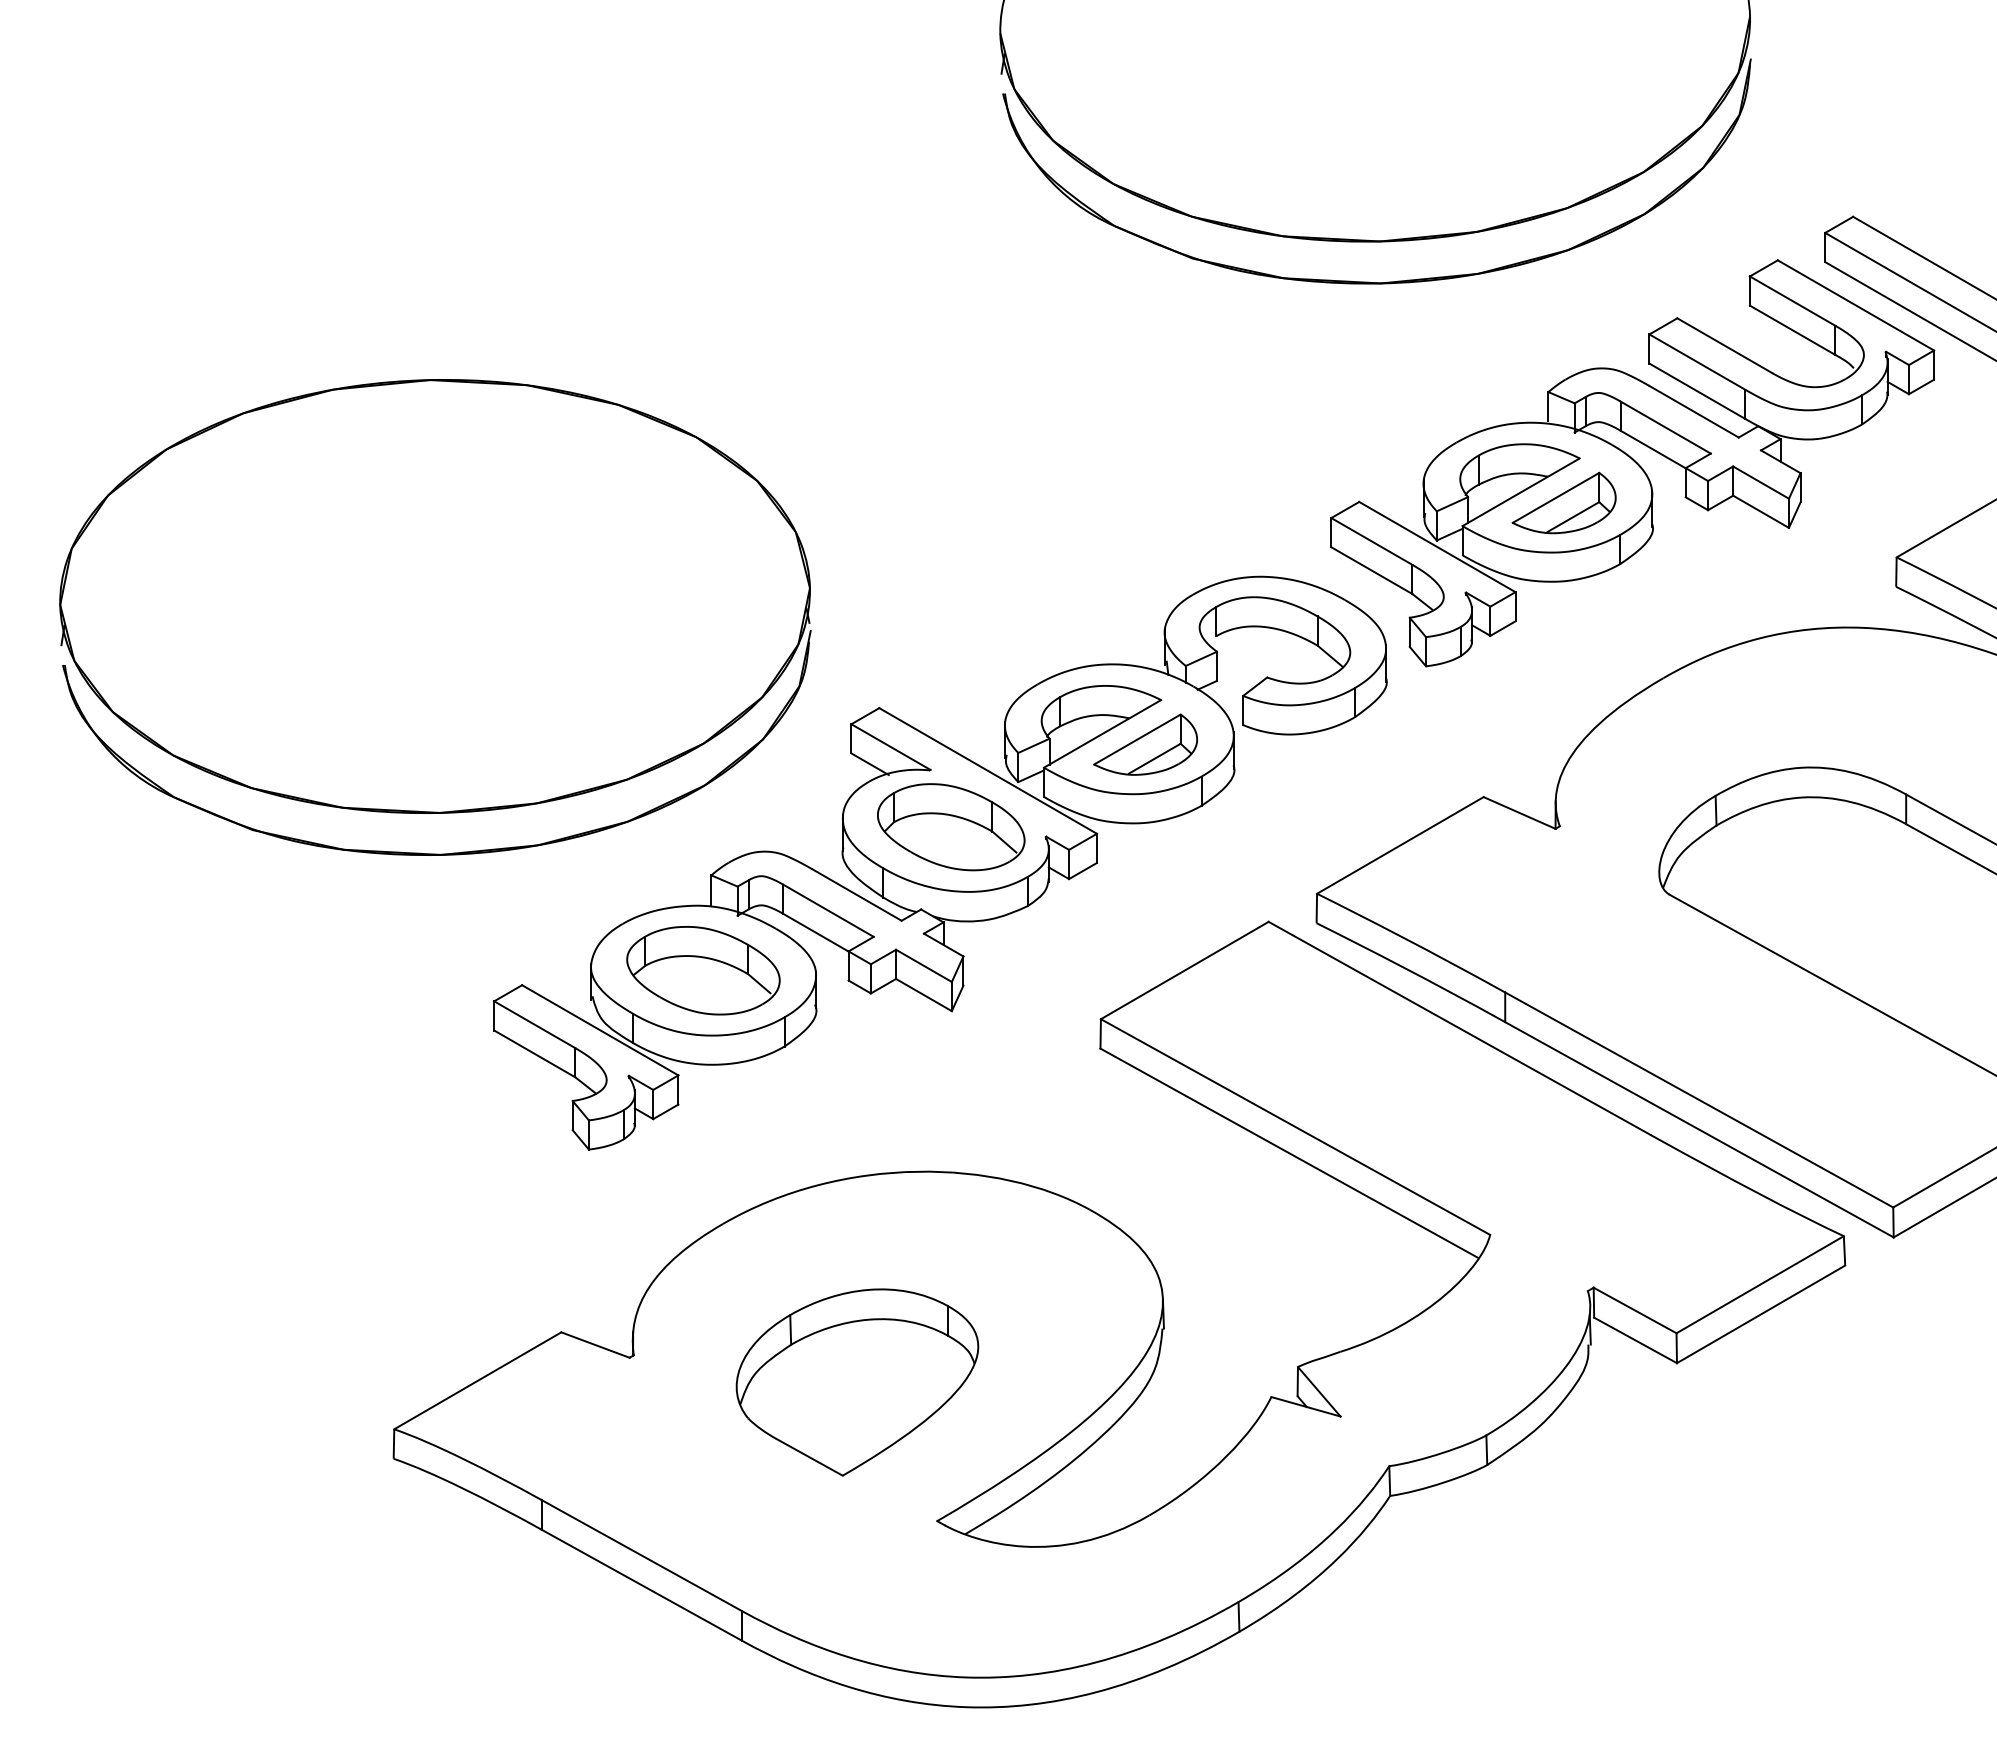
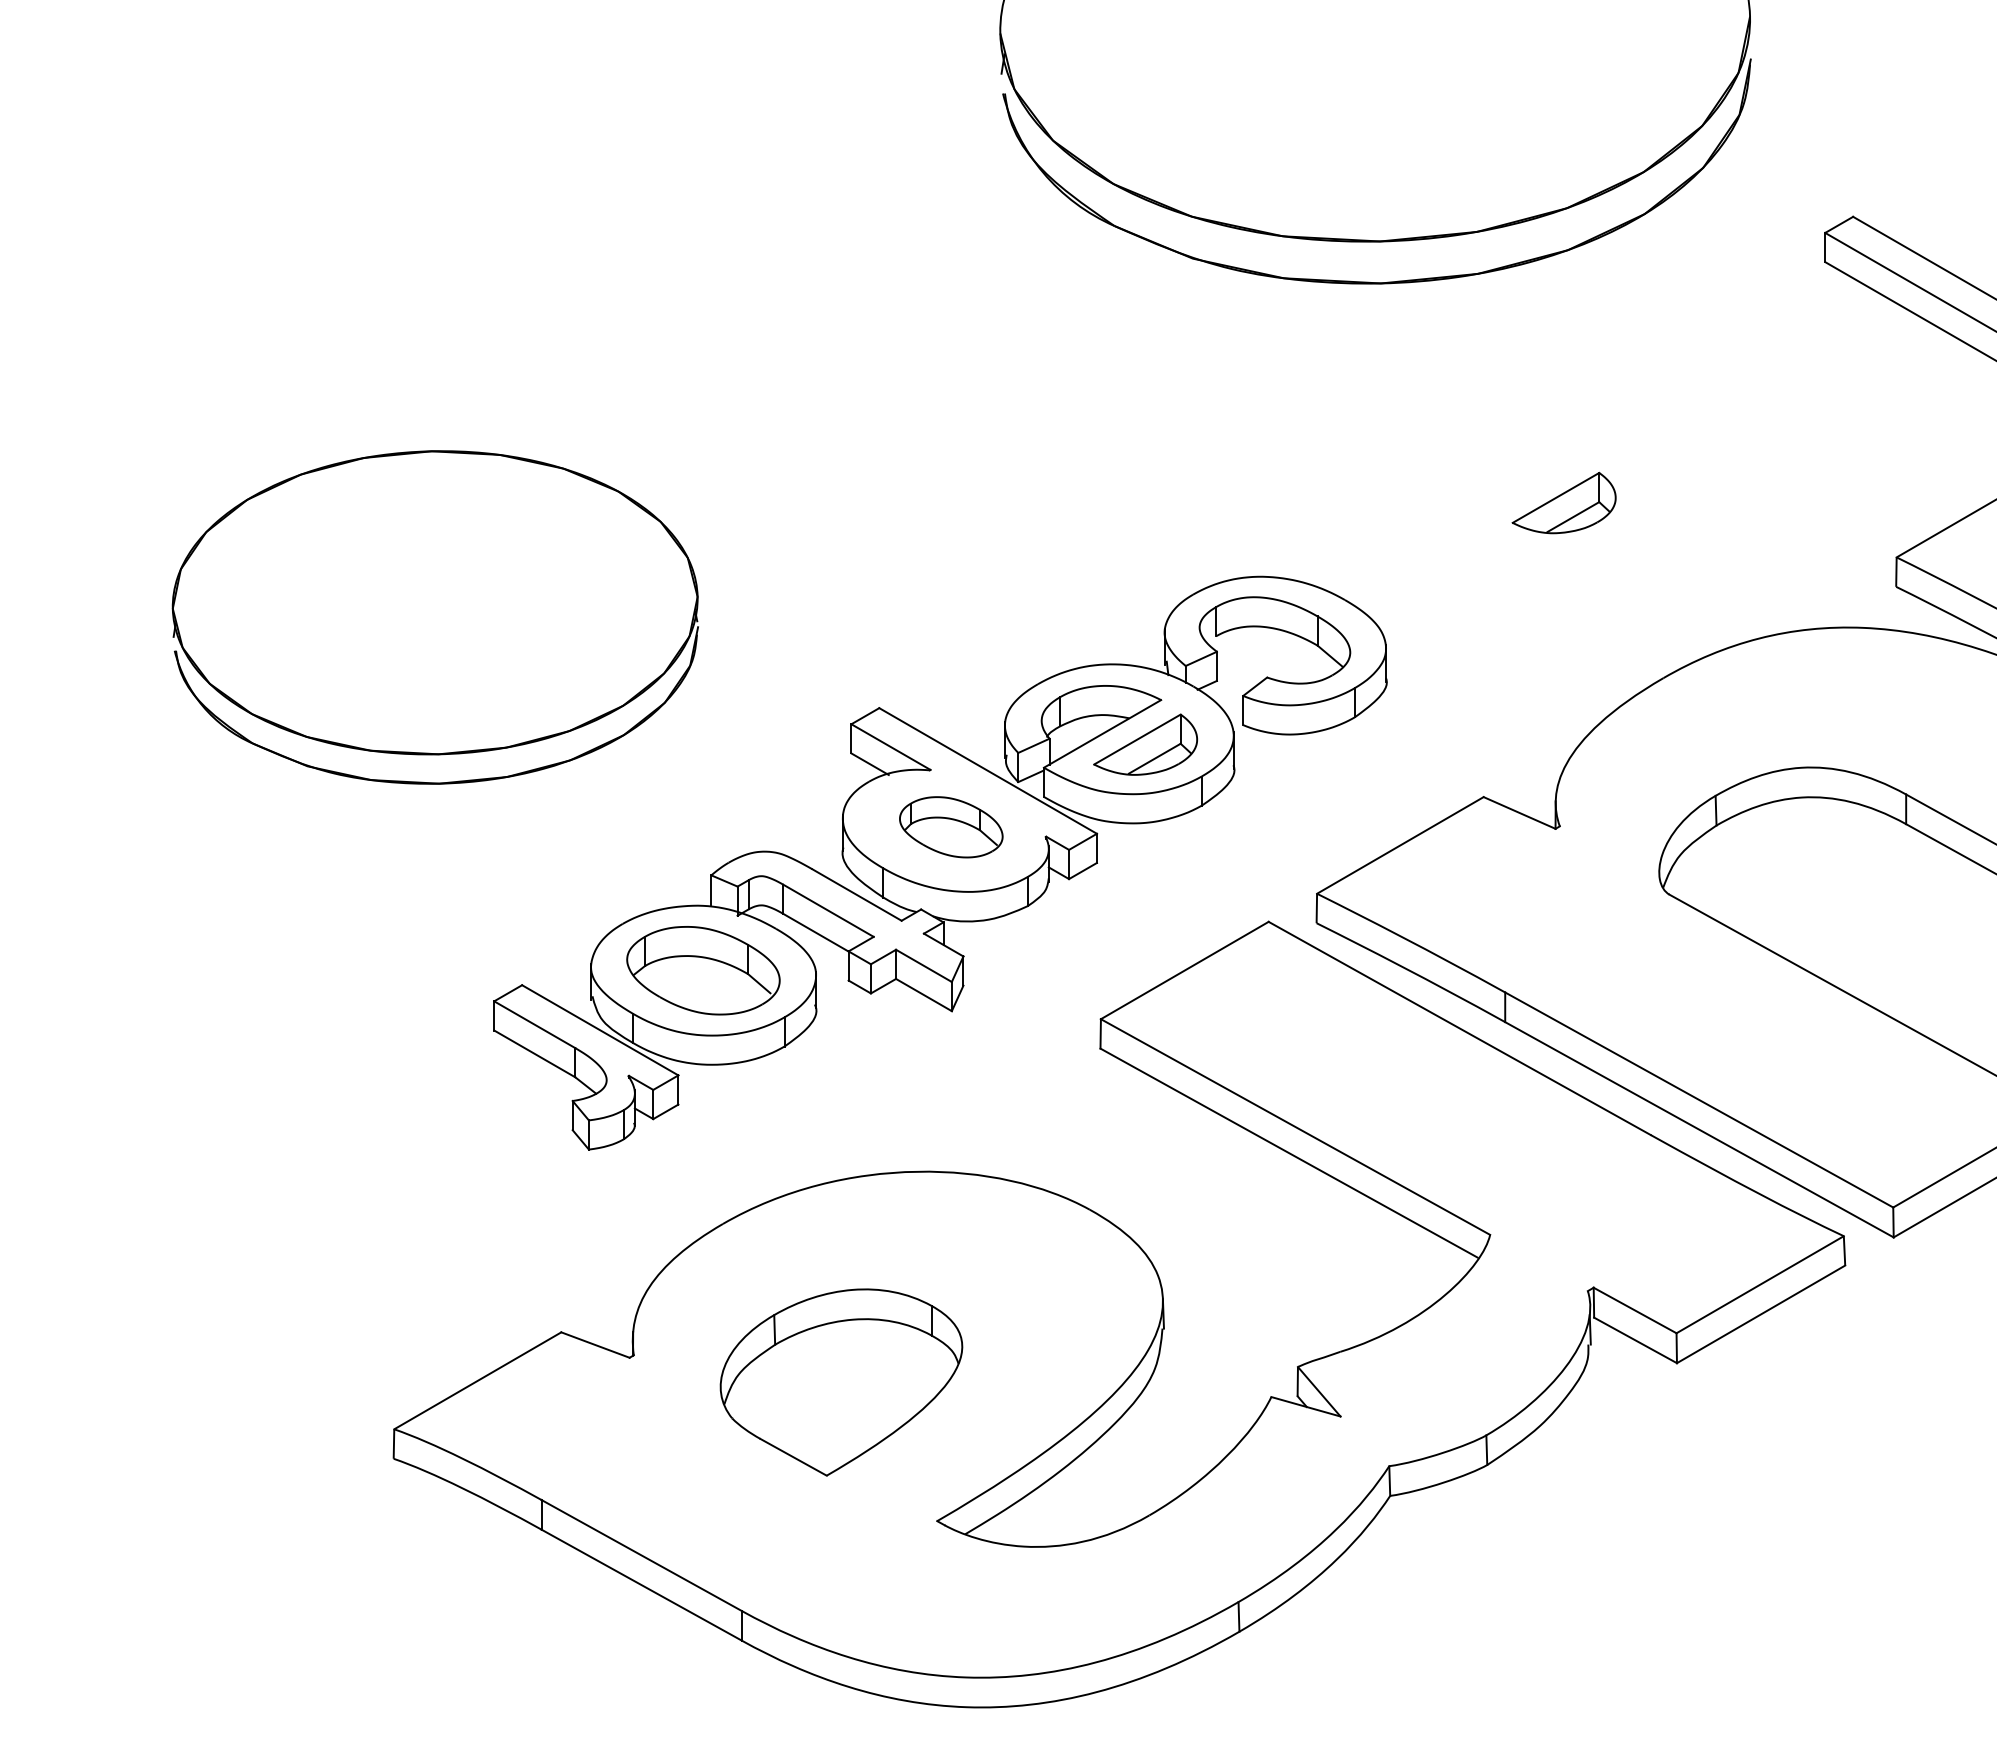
part: present -> none (1632, 463)
part size: 753x477 px -> 528x335 px (434, 617)
part size: 149x89 px -> 105x63 px (951, 827)
part position: (857, 1382) -> (841, 1382) (841, 1382)
